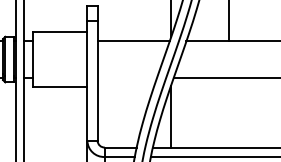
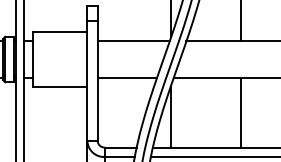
line position: (228, 21) -> (240, 21) (240, 21)
line: none -> present (127, 77)
line: none -> present (240, 112)
